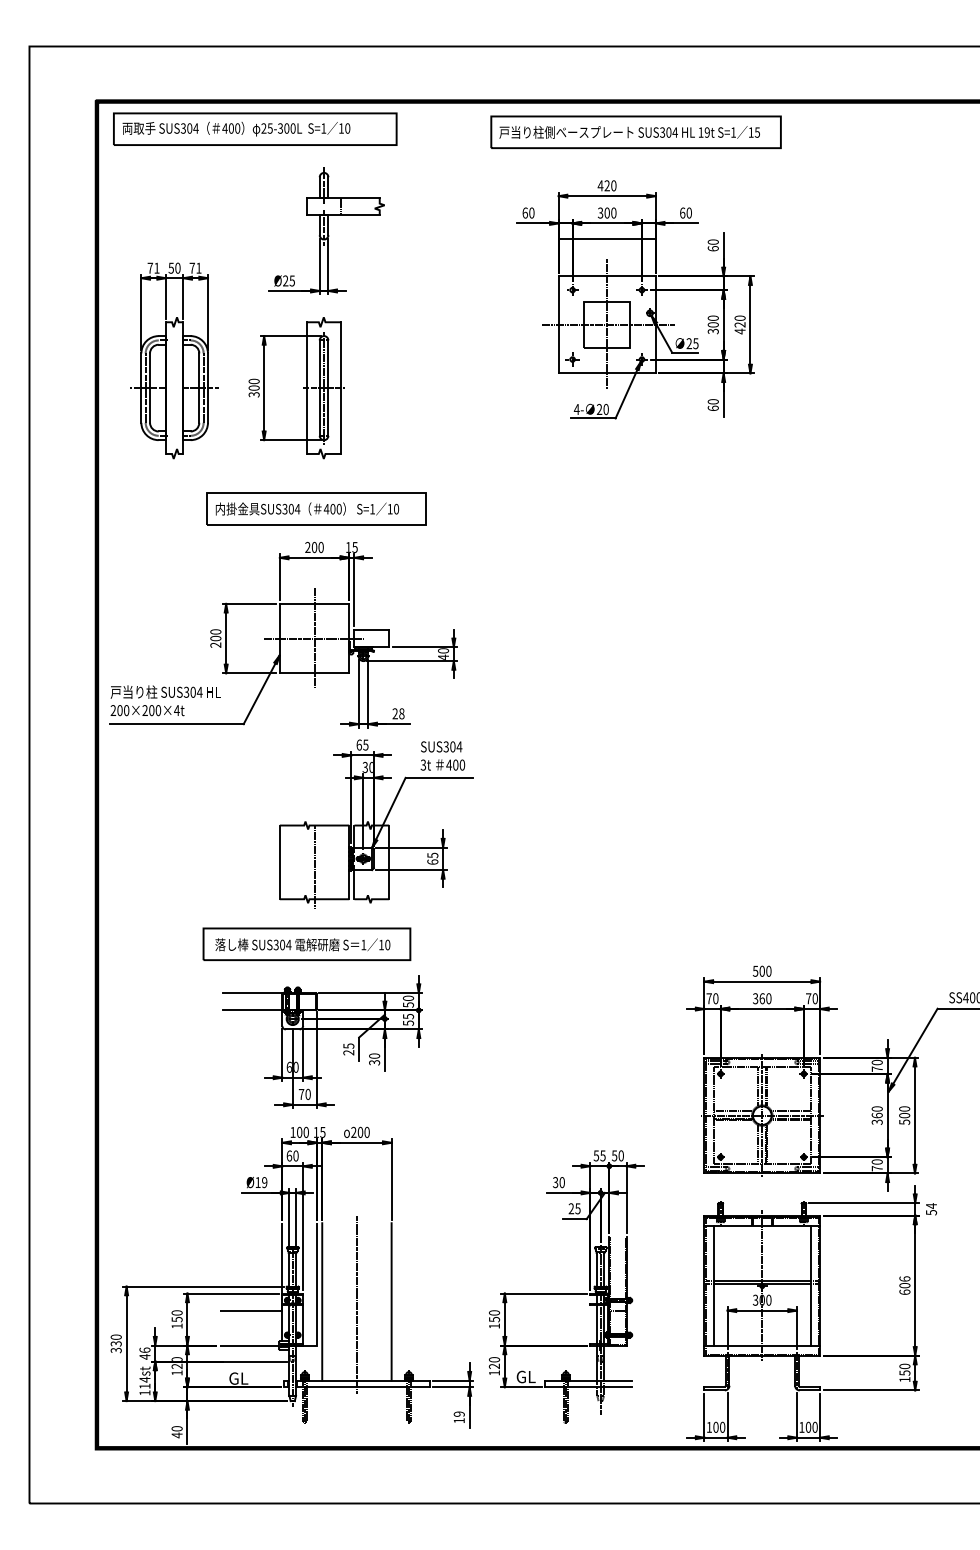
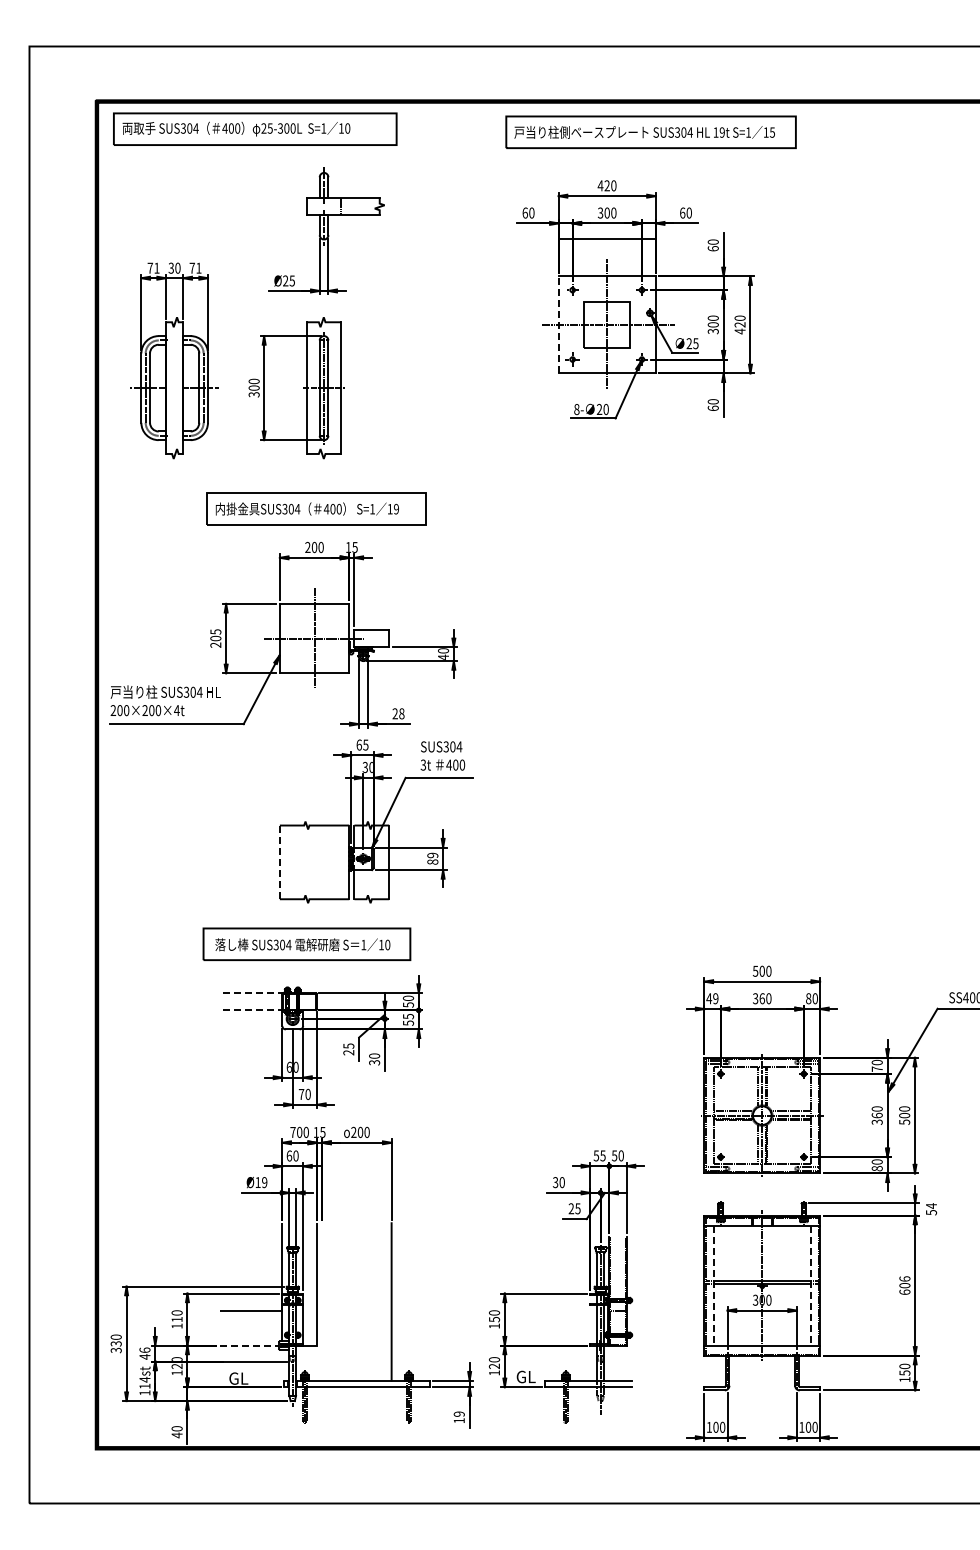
part position: (635, 131) -> (650, 131) (650, 131)
text: 50 -> 30 (171, 267)
line: solid -> dashed (558, 324)
text: 4- -> 8- (576, 409)
text: 10 -> 19 (396, 509)
text: 200 -> 205 (215, 631)
text: 65 -> 89 (432, 858)
line: solid -> dashed (279, 862)
line: present -> none (314, 867)
line: solid -> dashed (253, 992)
text: 70 -> 49 (712, 998)
text: 70 -> 80 (808, 998)
line: solid -> dashed (252, 1010)
text: 100 -> 700 (292, 1132)
text: 70 -> 80 (876, 1168)
line: solid -> dashed (713, 1286)
line: solid -> dashed (810, 1286)
line: present -> none (322, 1301)
line: present -> none (356, 1304)
text: 150 -> 110 (176, 1319)
line: solid -> dashed (249, 1345)
